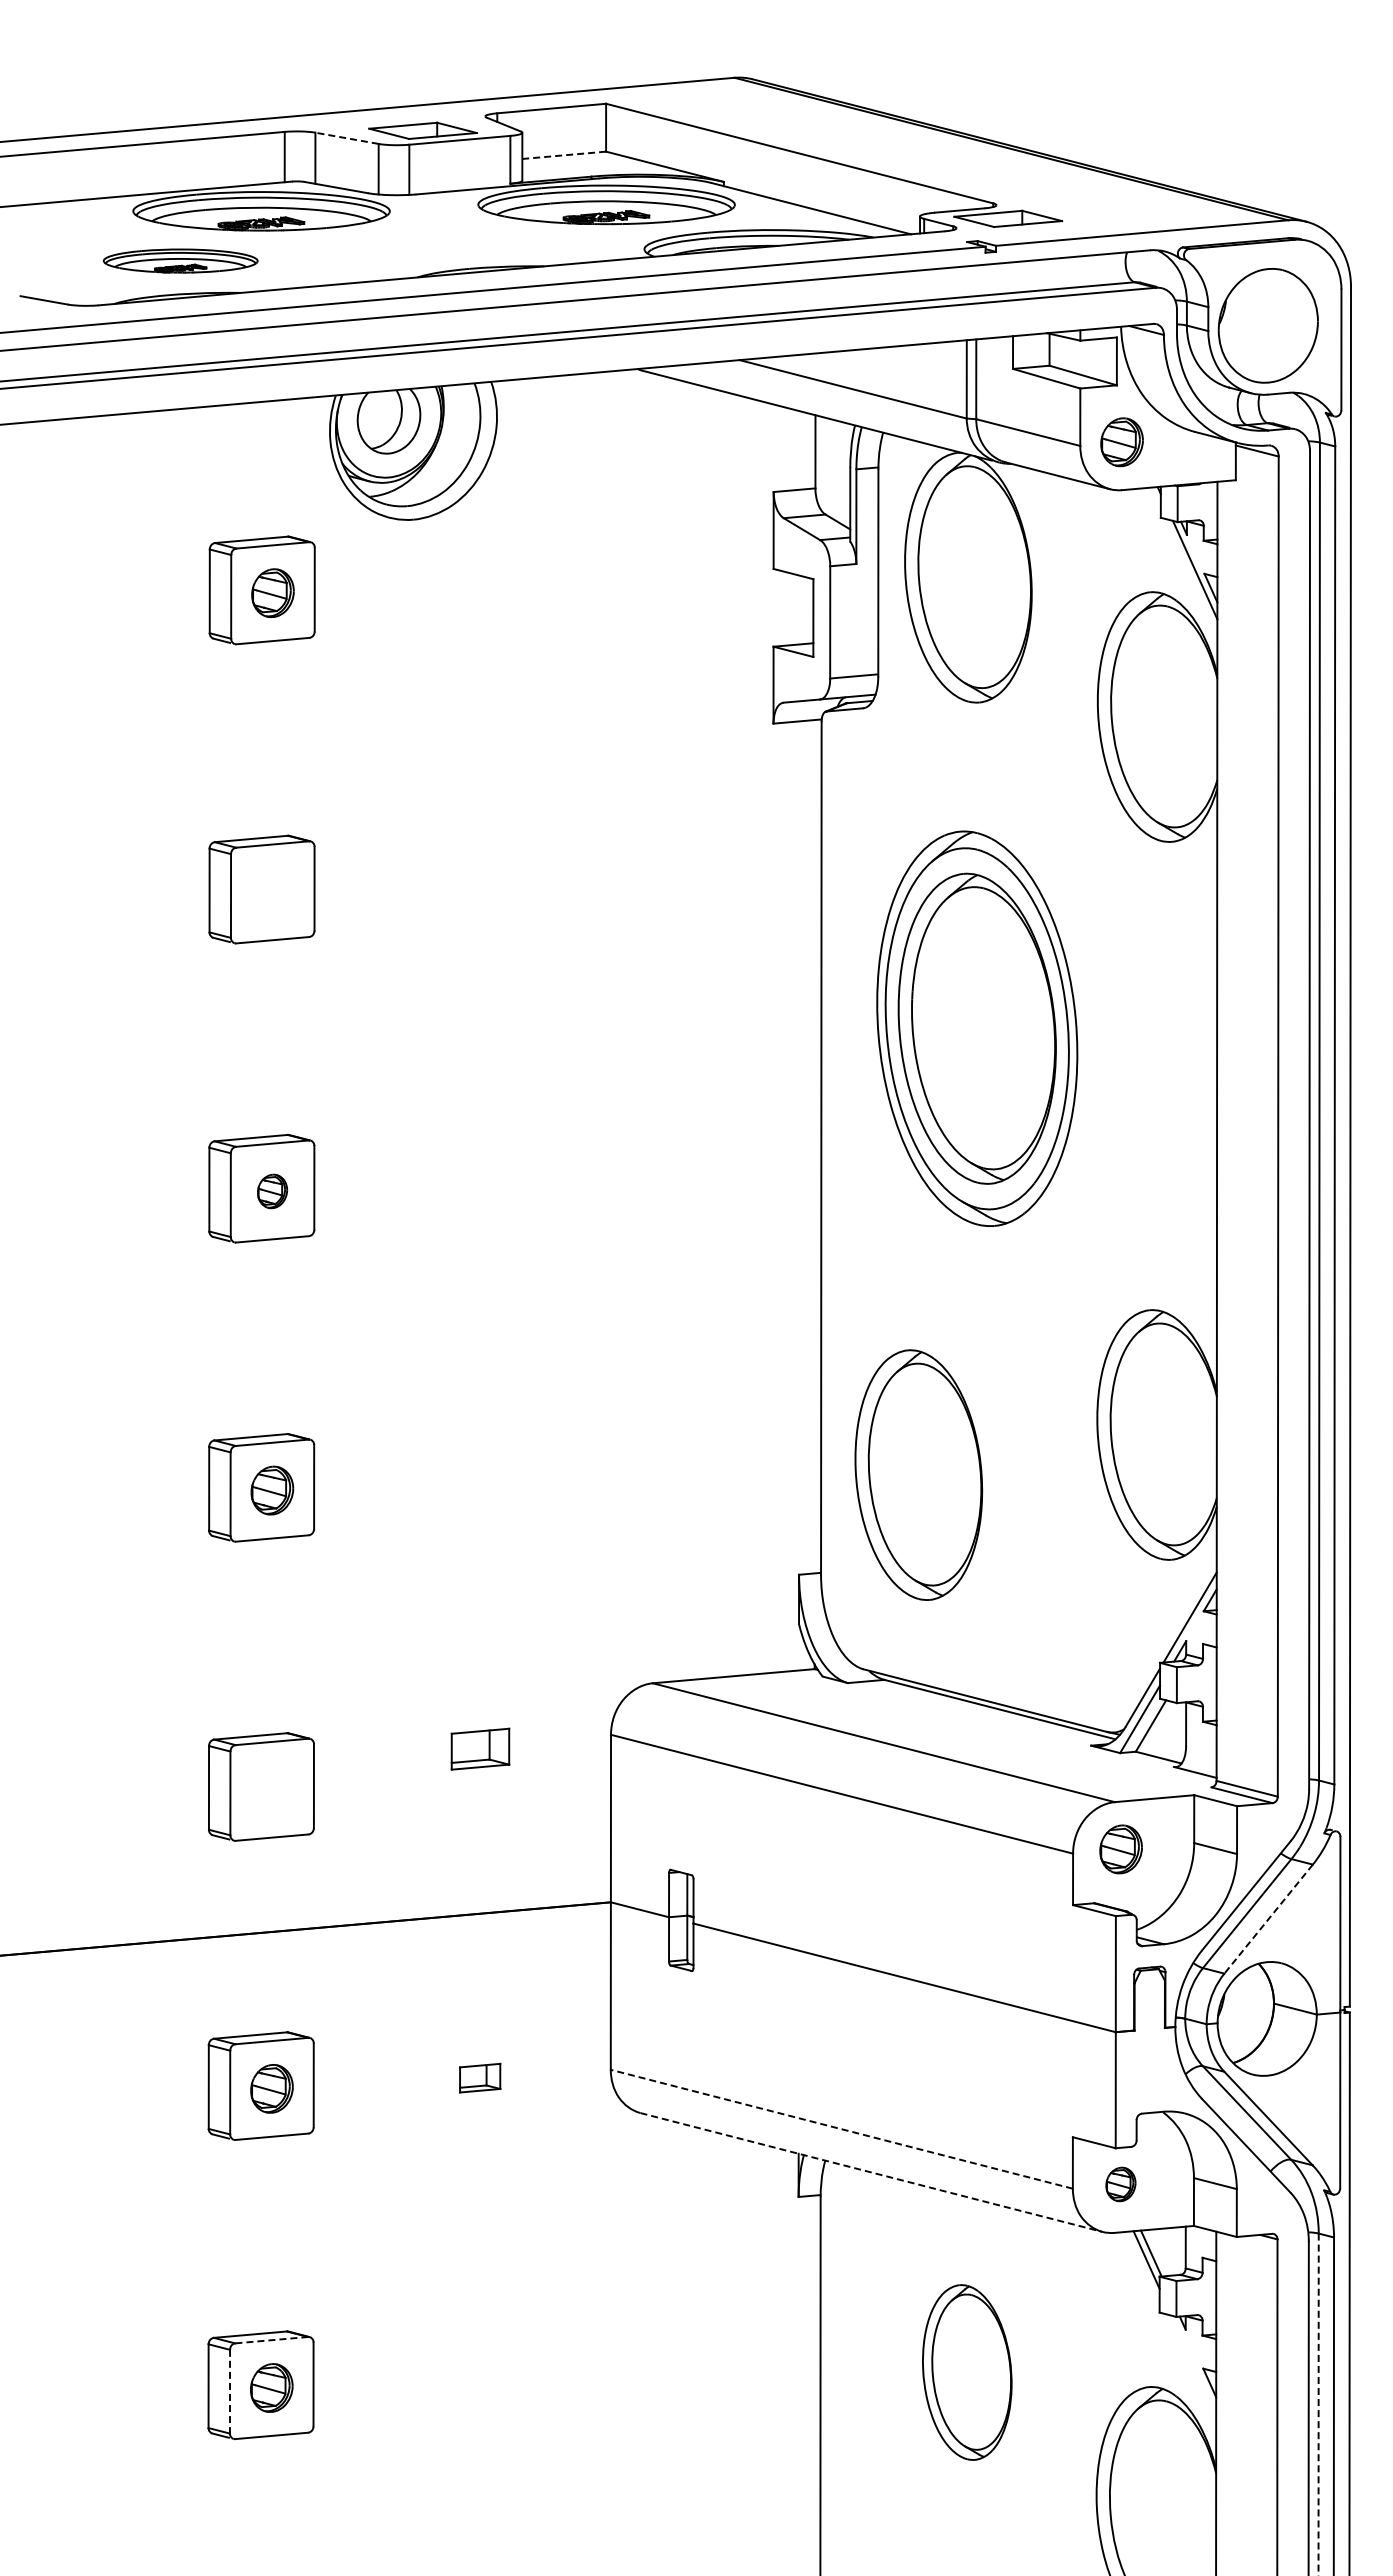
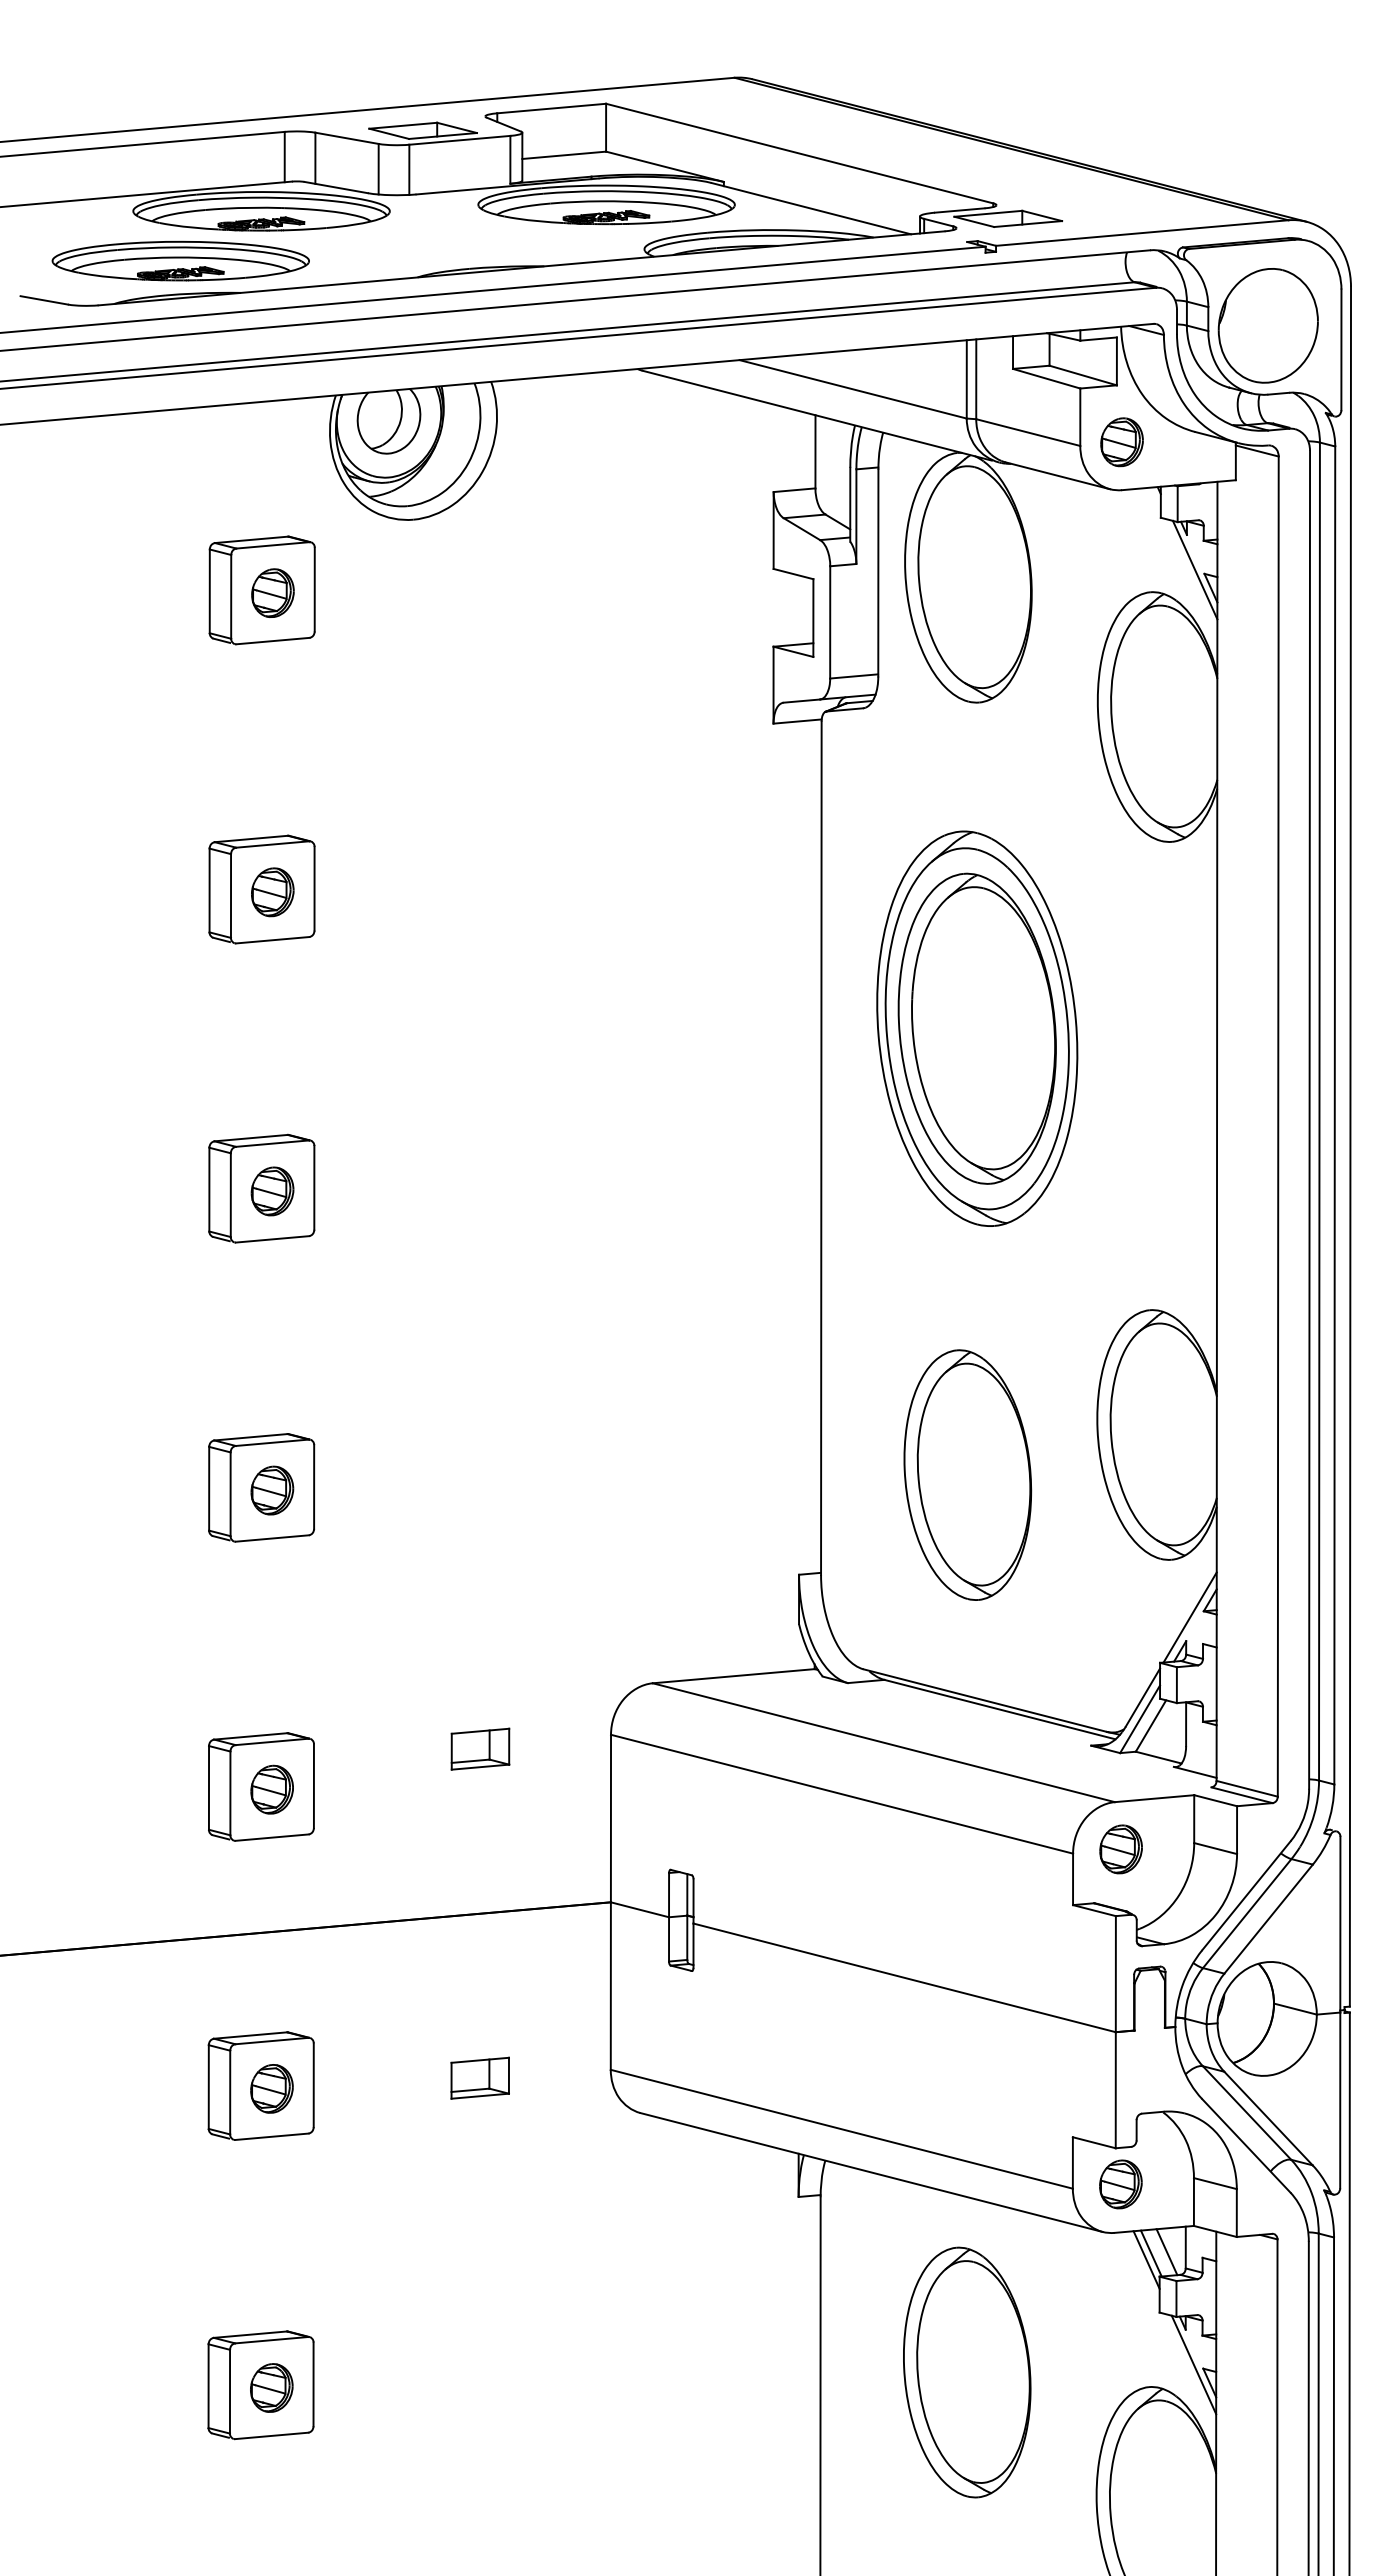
line: dashed -> solid (346, 138)
line: dashed -> solid (563, 155)
part size: 157x26 px -> 259x42 px (180, 260)
part: none -> present (272, 892)
part size: 32x37 px -> 45x51 px (272, 1191)
part position: (918, 1474) -> (967, 1474) (967, 1474)
part: none -> present (271, 1789)
line: dashed -> solid (1268, 1919)
part size: 43x32 px -> 60x44 px (479, 2077)
line: dashed -> solid (841, 2129)
line: dashed -> solid (871, 2172)
part size: 32x37 px -> 44x51 px (1120, 2184)
line: none -> present (1166, 2252)
line: dashed -> solid (271, 2340)
line: none -> present (1193, 2364)
part size: 91x177 px -> 129x253 px (967, 2372)
line: dashed -> solid (230, 2391)
line: dashed -> solid (1318, 2404)
